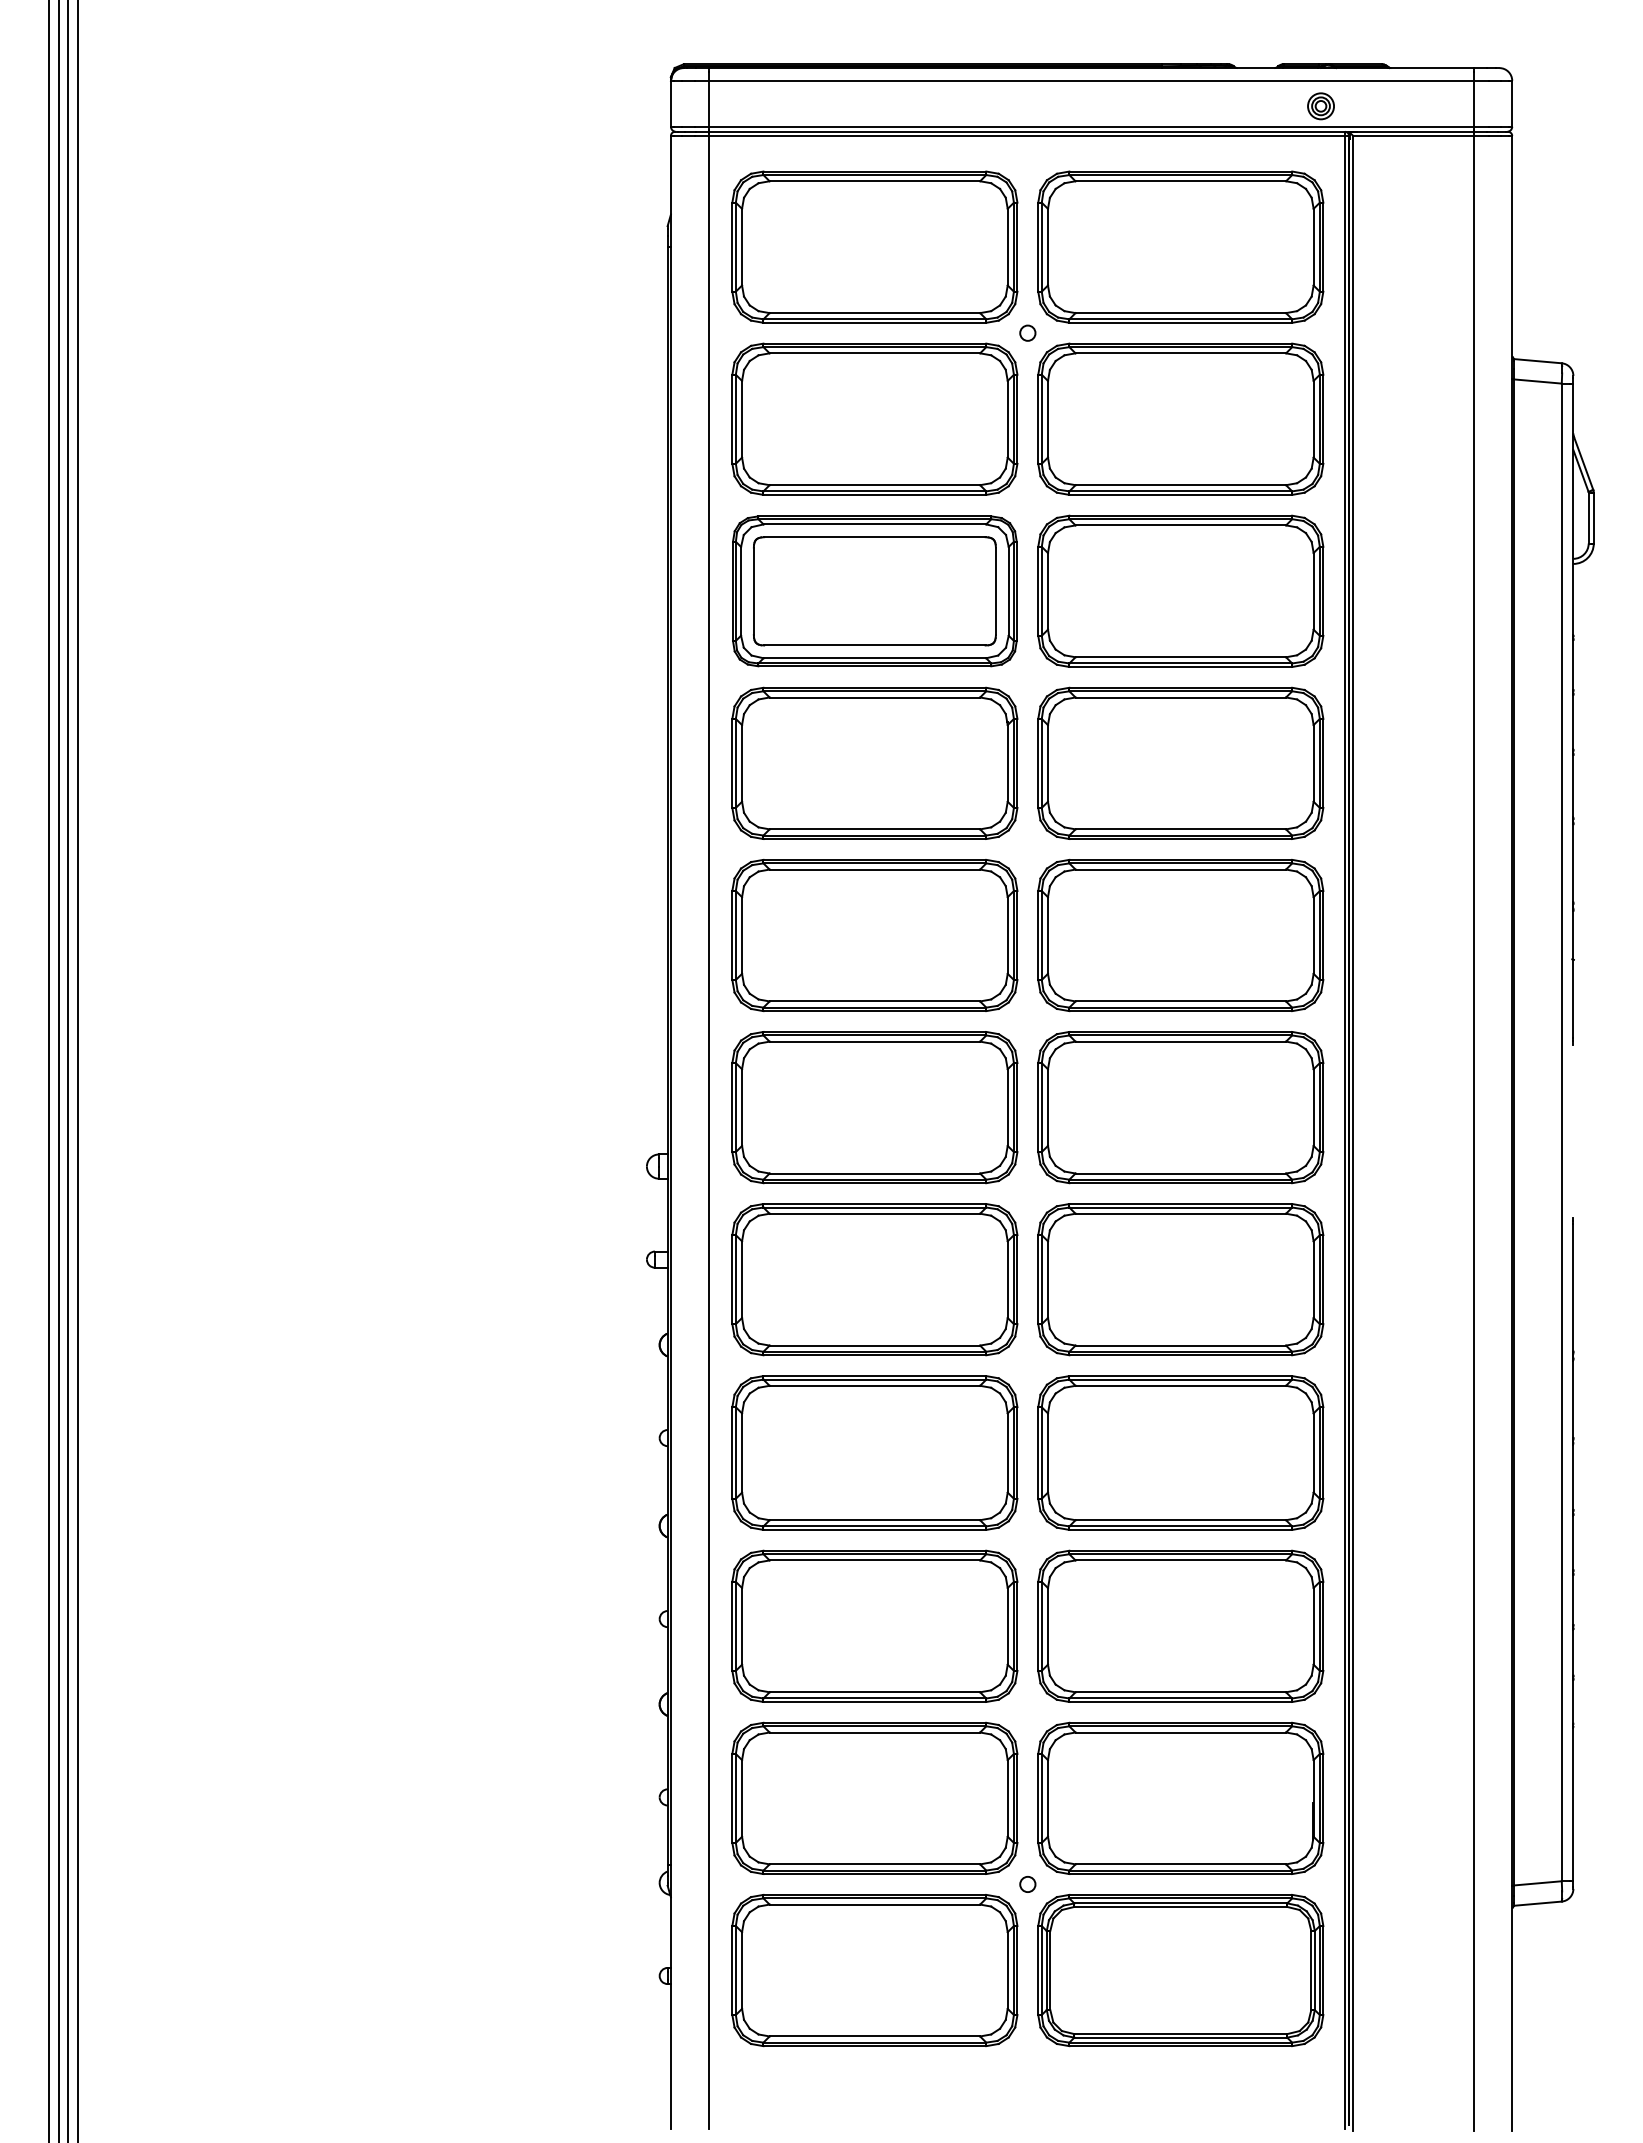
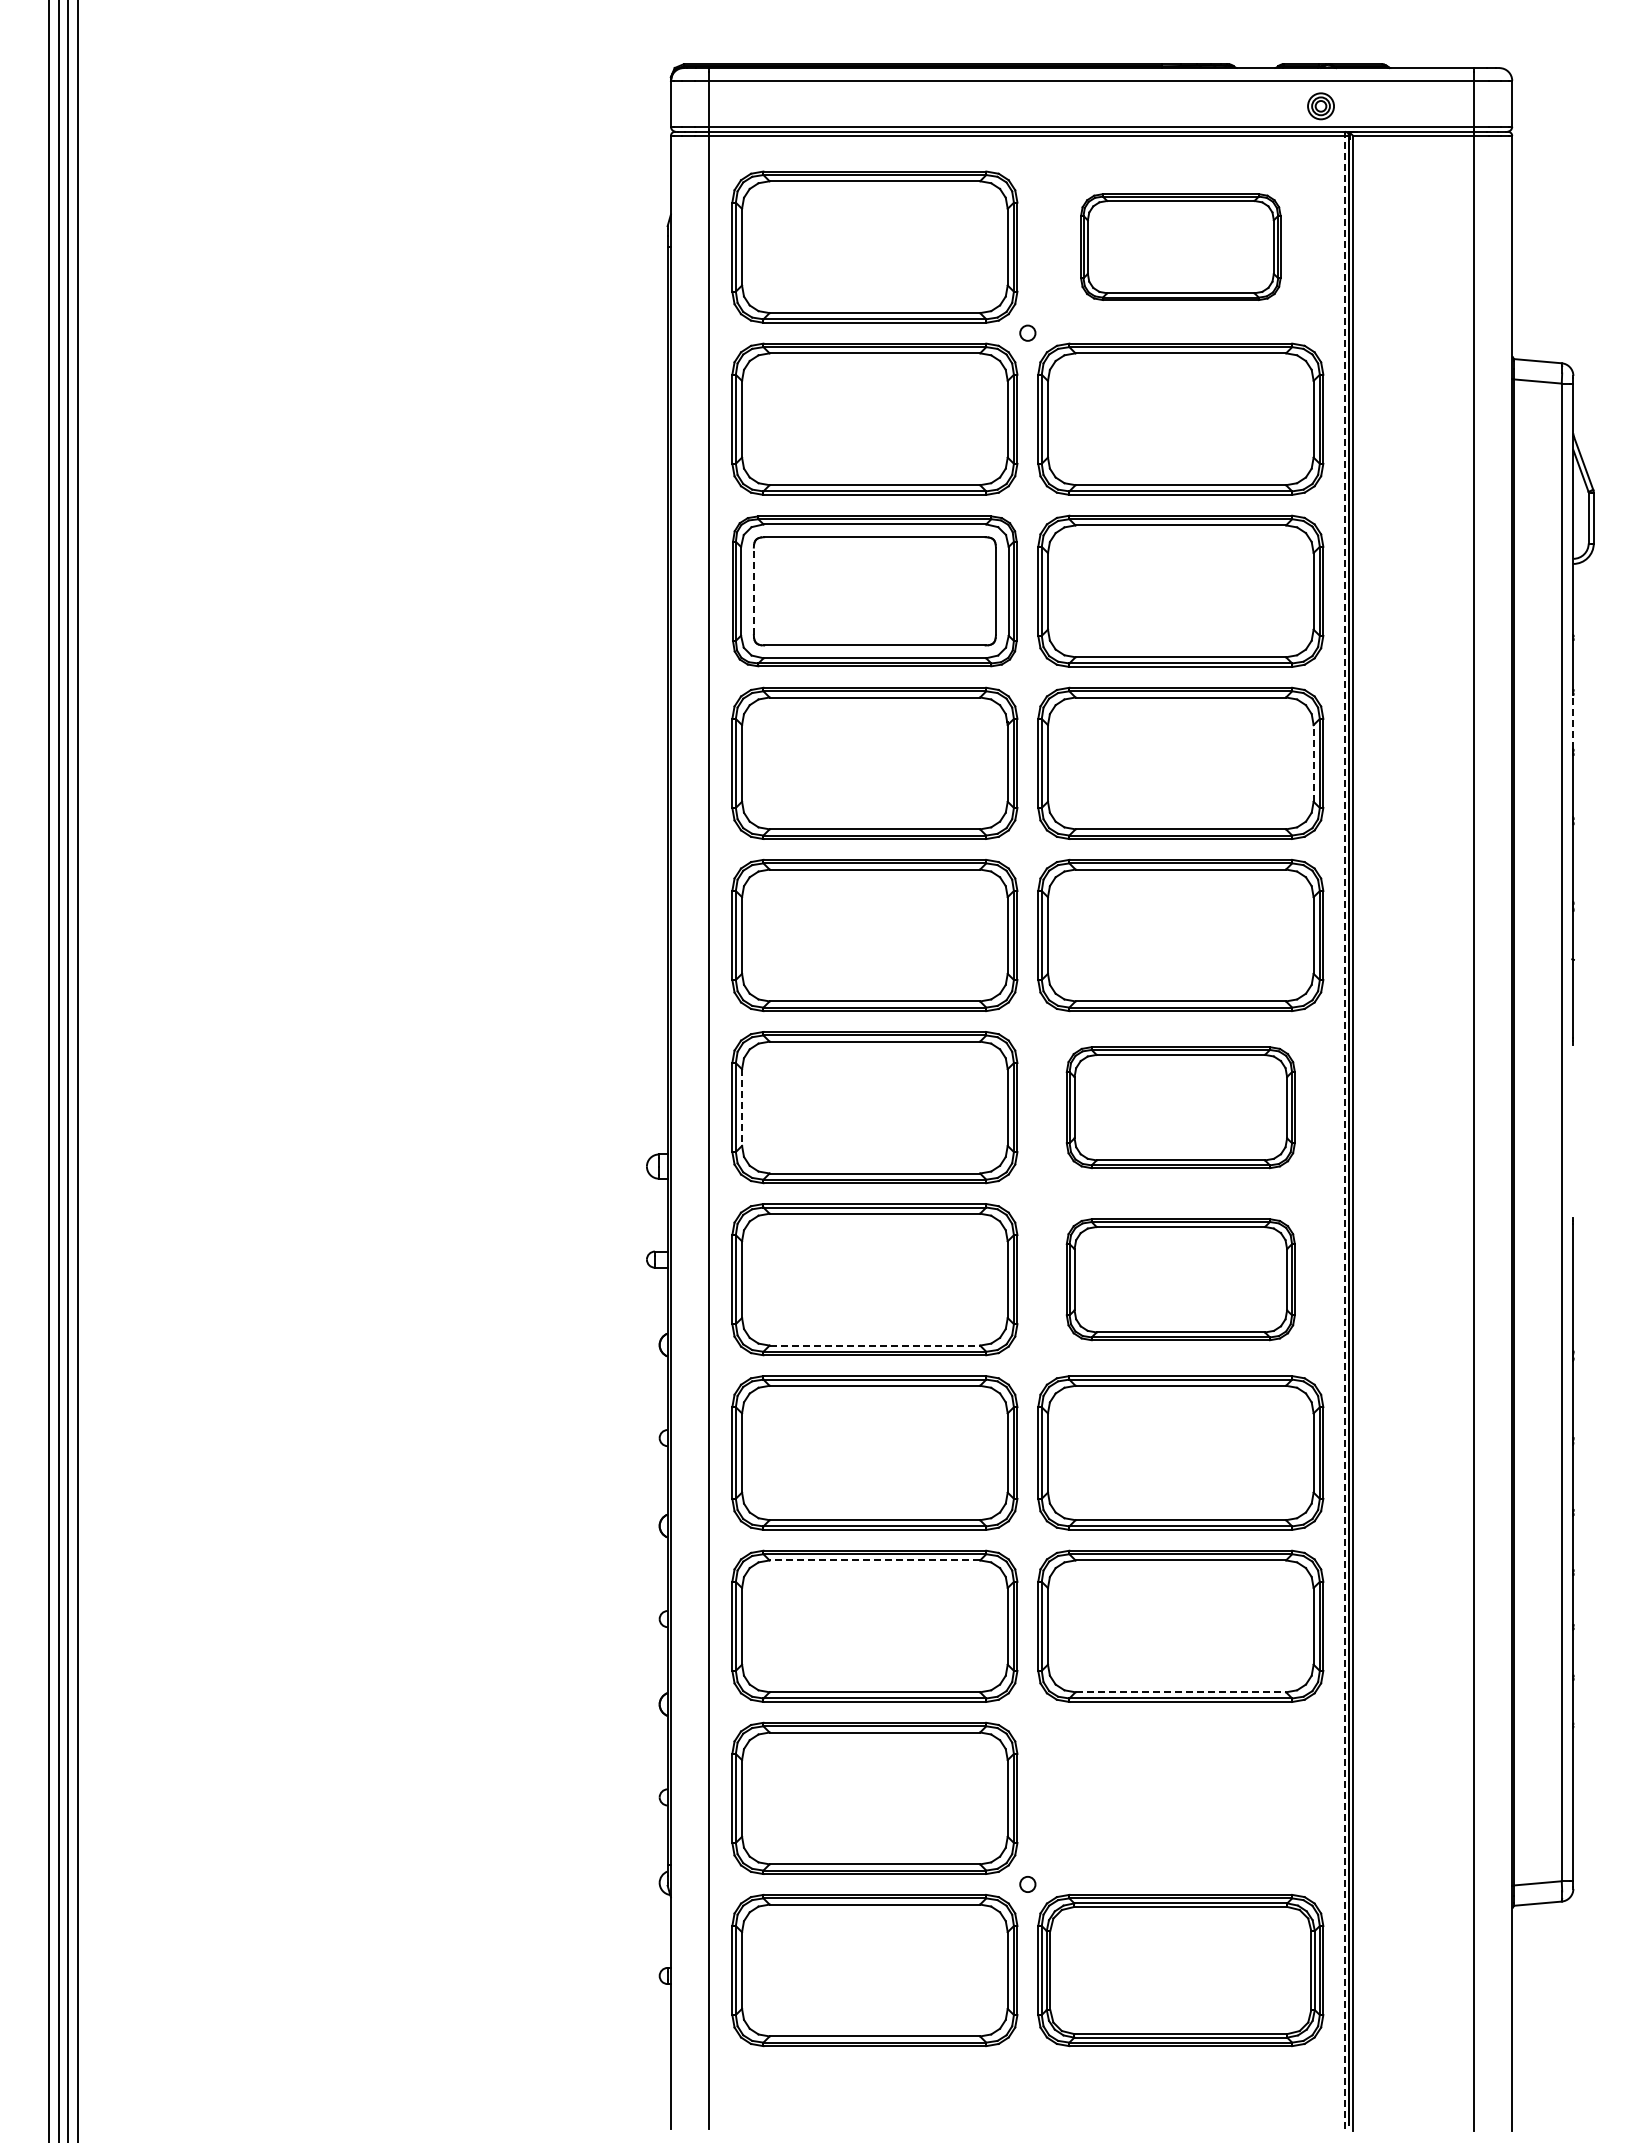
part size: 288x154 px -> 202x108 px (1180, 246)
line: solid -> dashed (753, 591)
line: solid -> dashed (1573, 721)
line: solid -> dashed (1313, 762)
part size: 288x154 px -> 231x124 px (1180, 1107)
line: solid -> dashed (742, 1108)
line: solid -> dashed (1344, 1132)
part size: 288x154 px -> 231x124 px (1180, 1279)
line: solid -> dashed (875, 1345)
line: solid -> dashed (874, 1560)
line: solid -> dashed (1181, 1692)
part: present -> none (1180, 1797)
